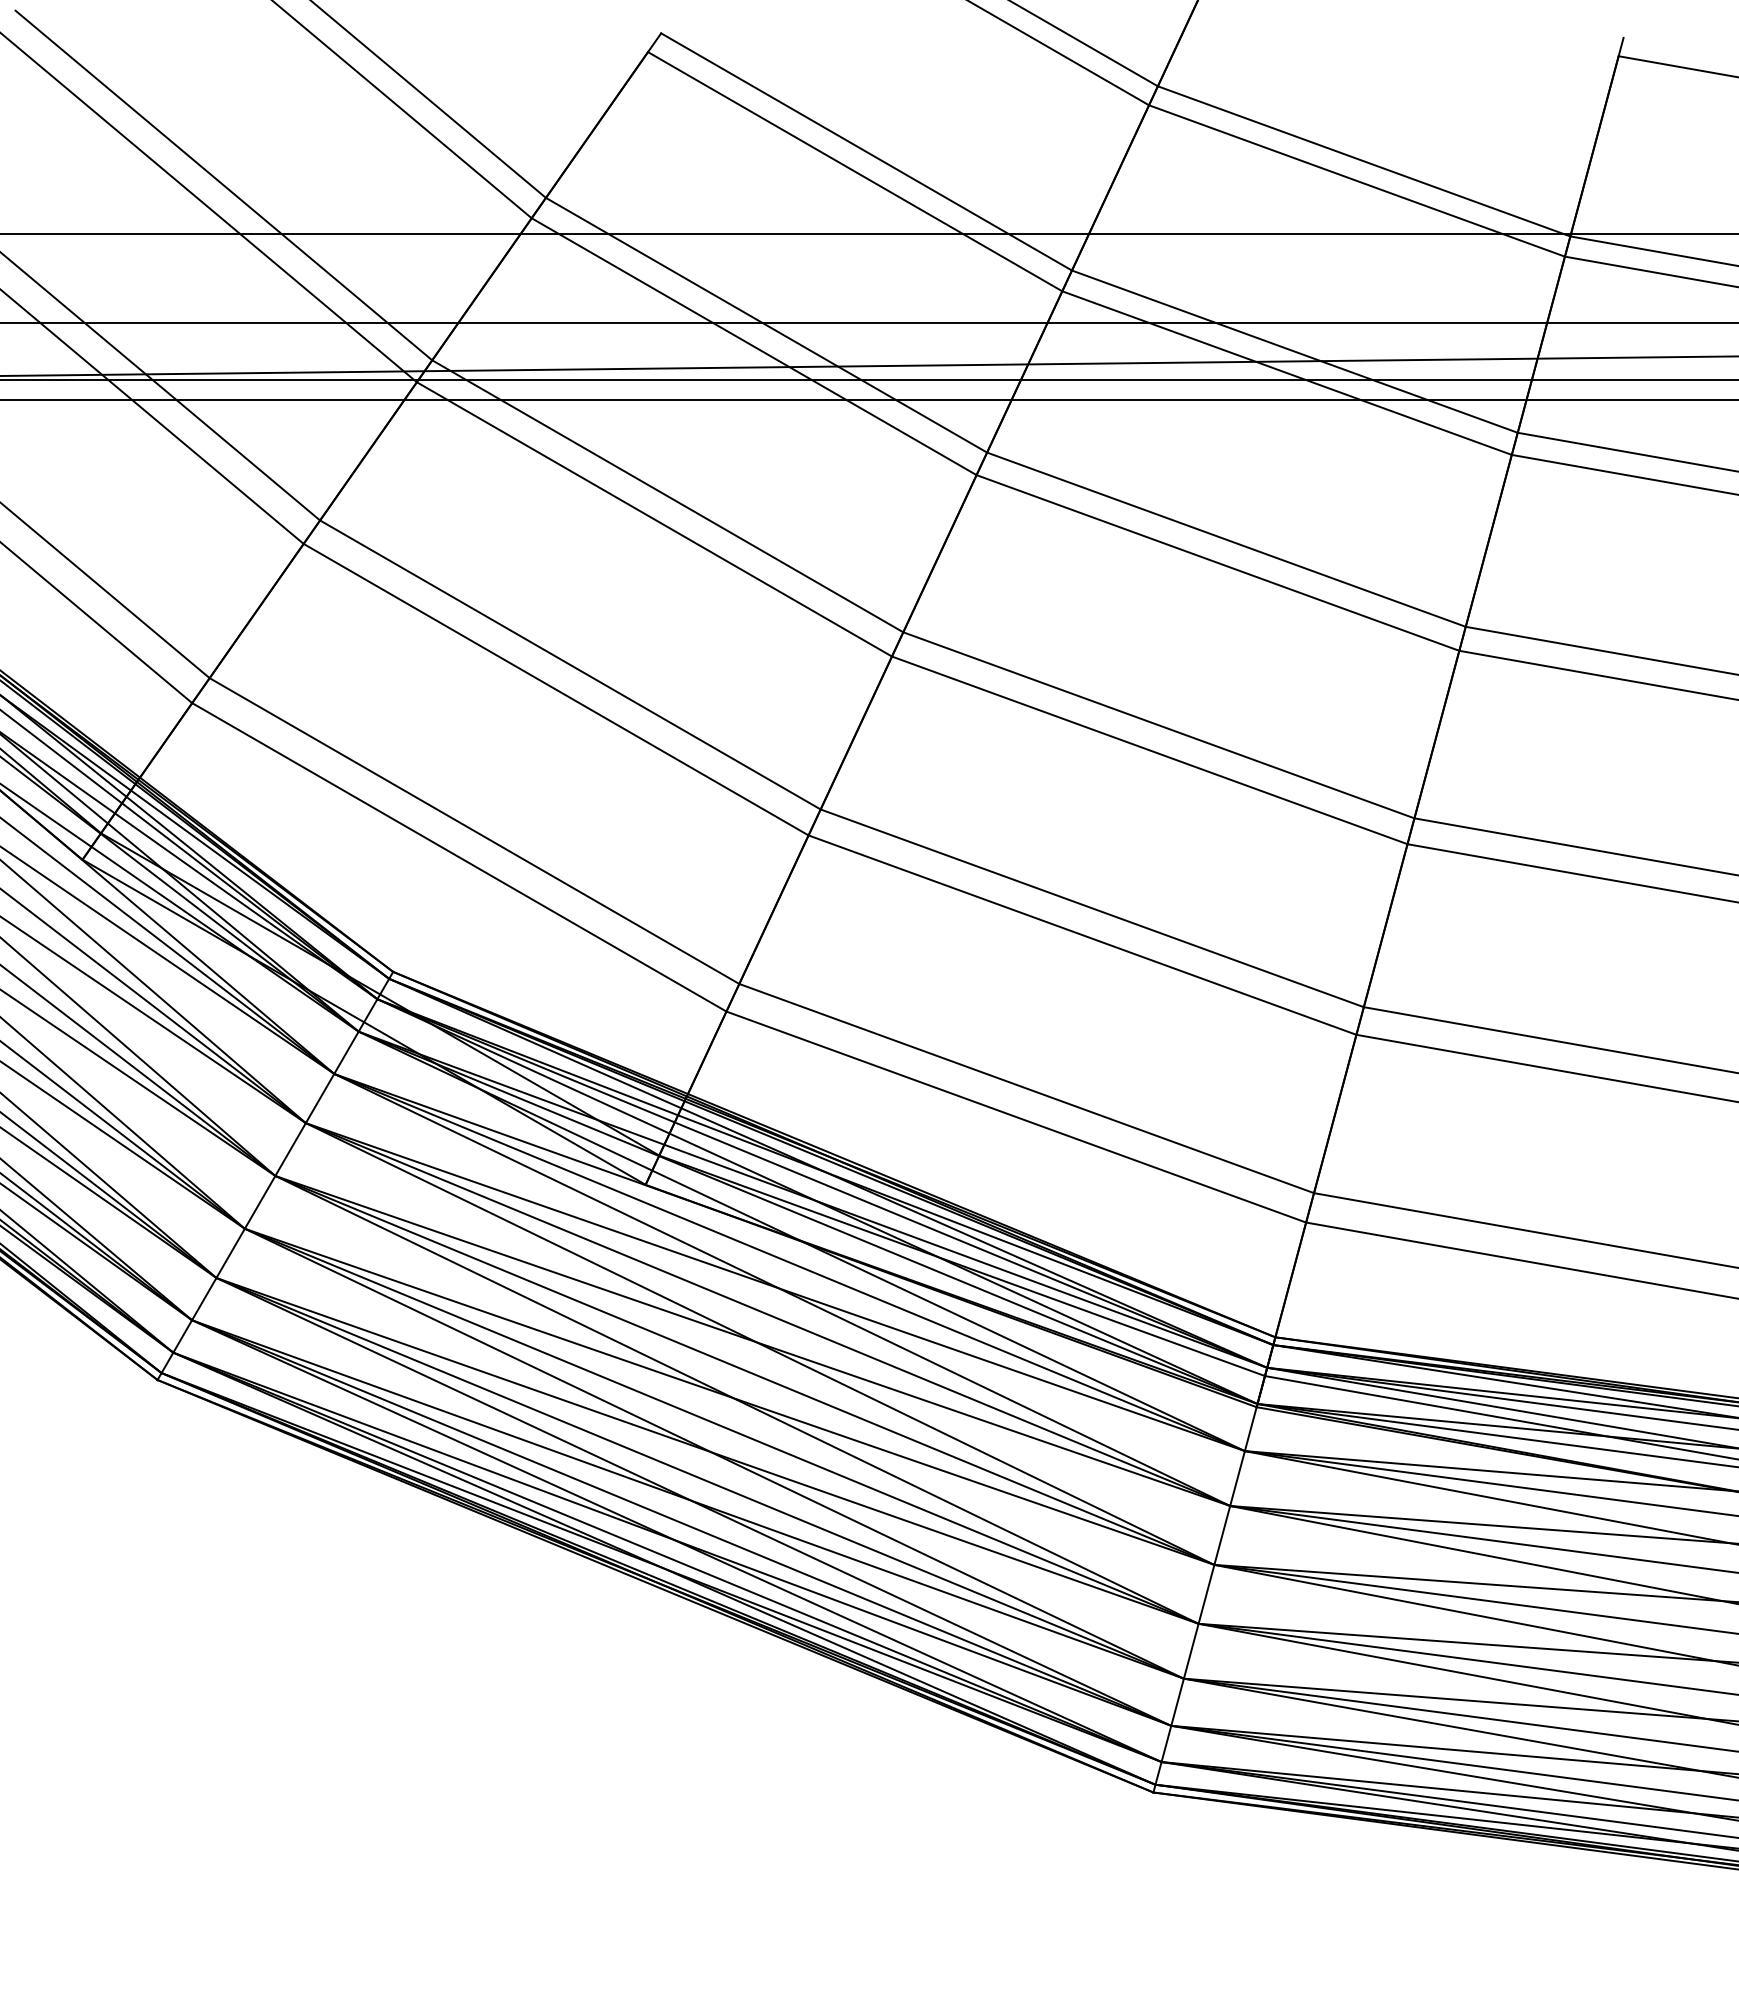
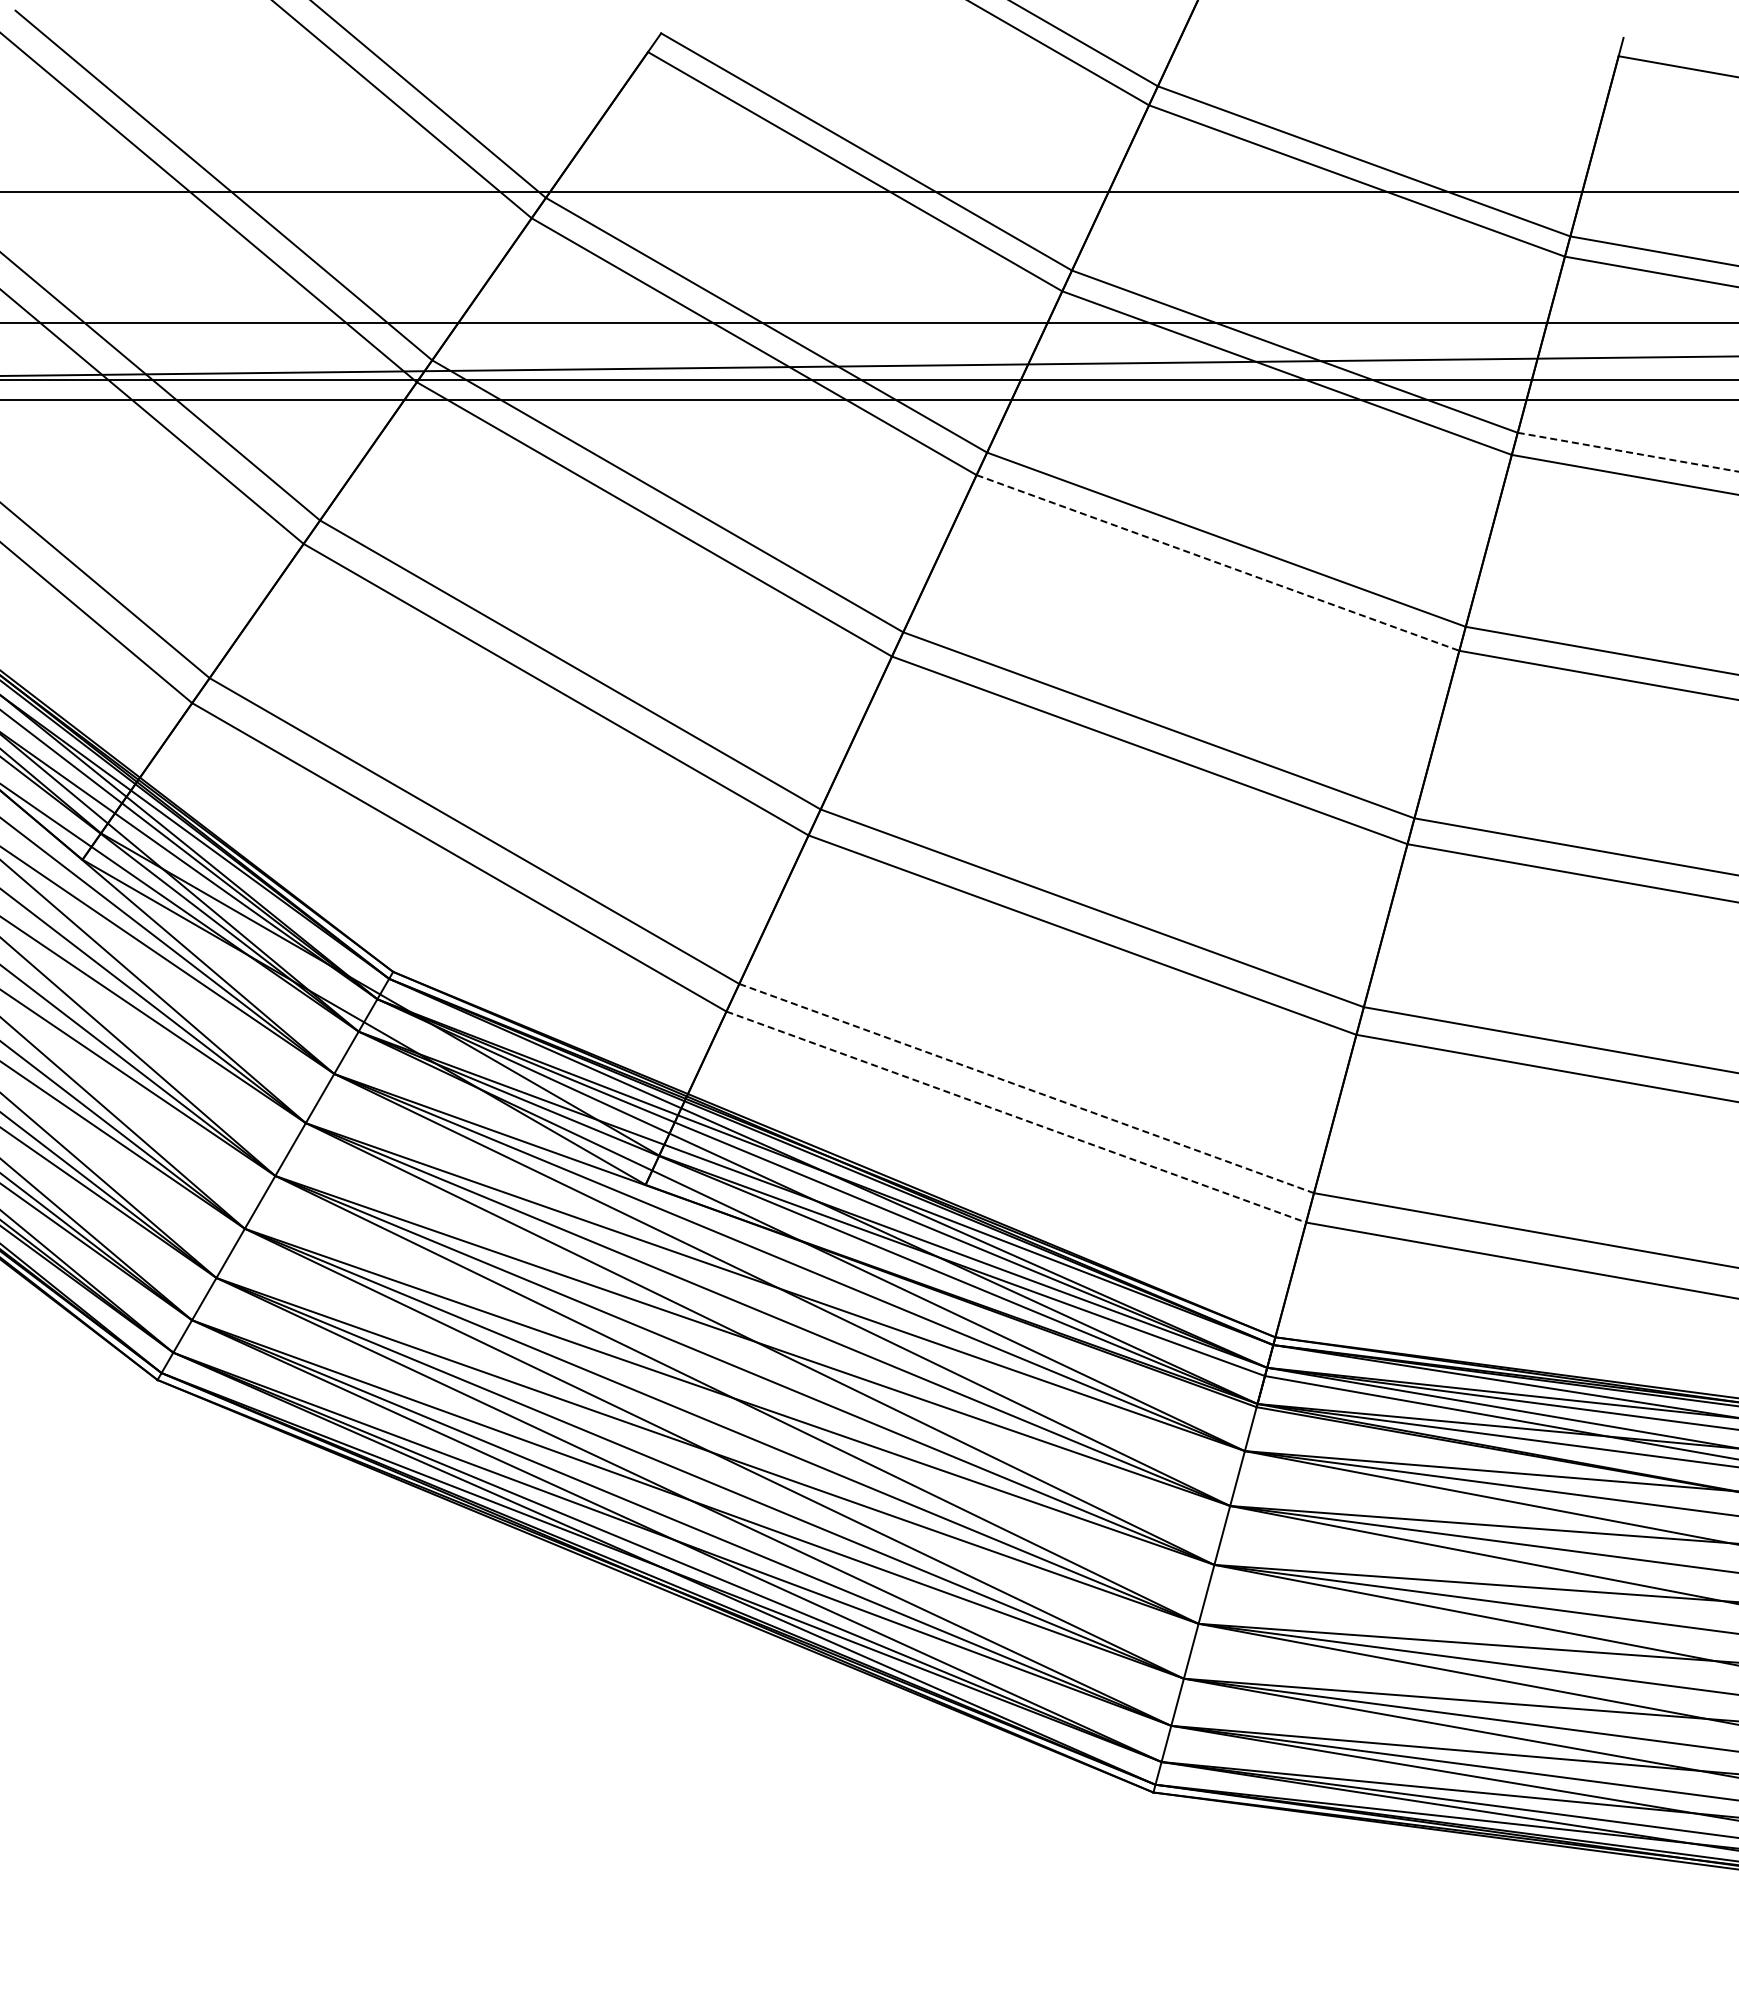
line position: (868, 233) -> (868, 191) (868, 191)
line: solid -> dashed (1627, 452)
line: solid -> dashed (1217, 562)
line: solid -> dashed (1026, 1088)
line: solid -> dashed (1016, 1117)
